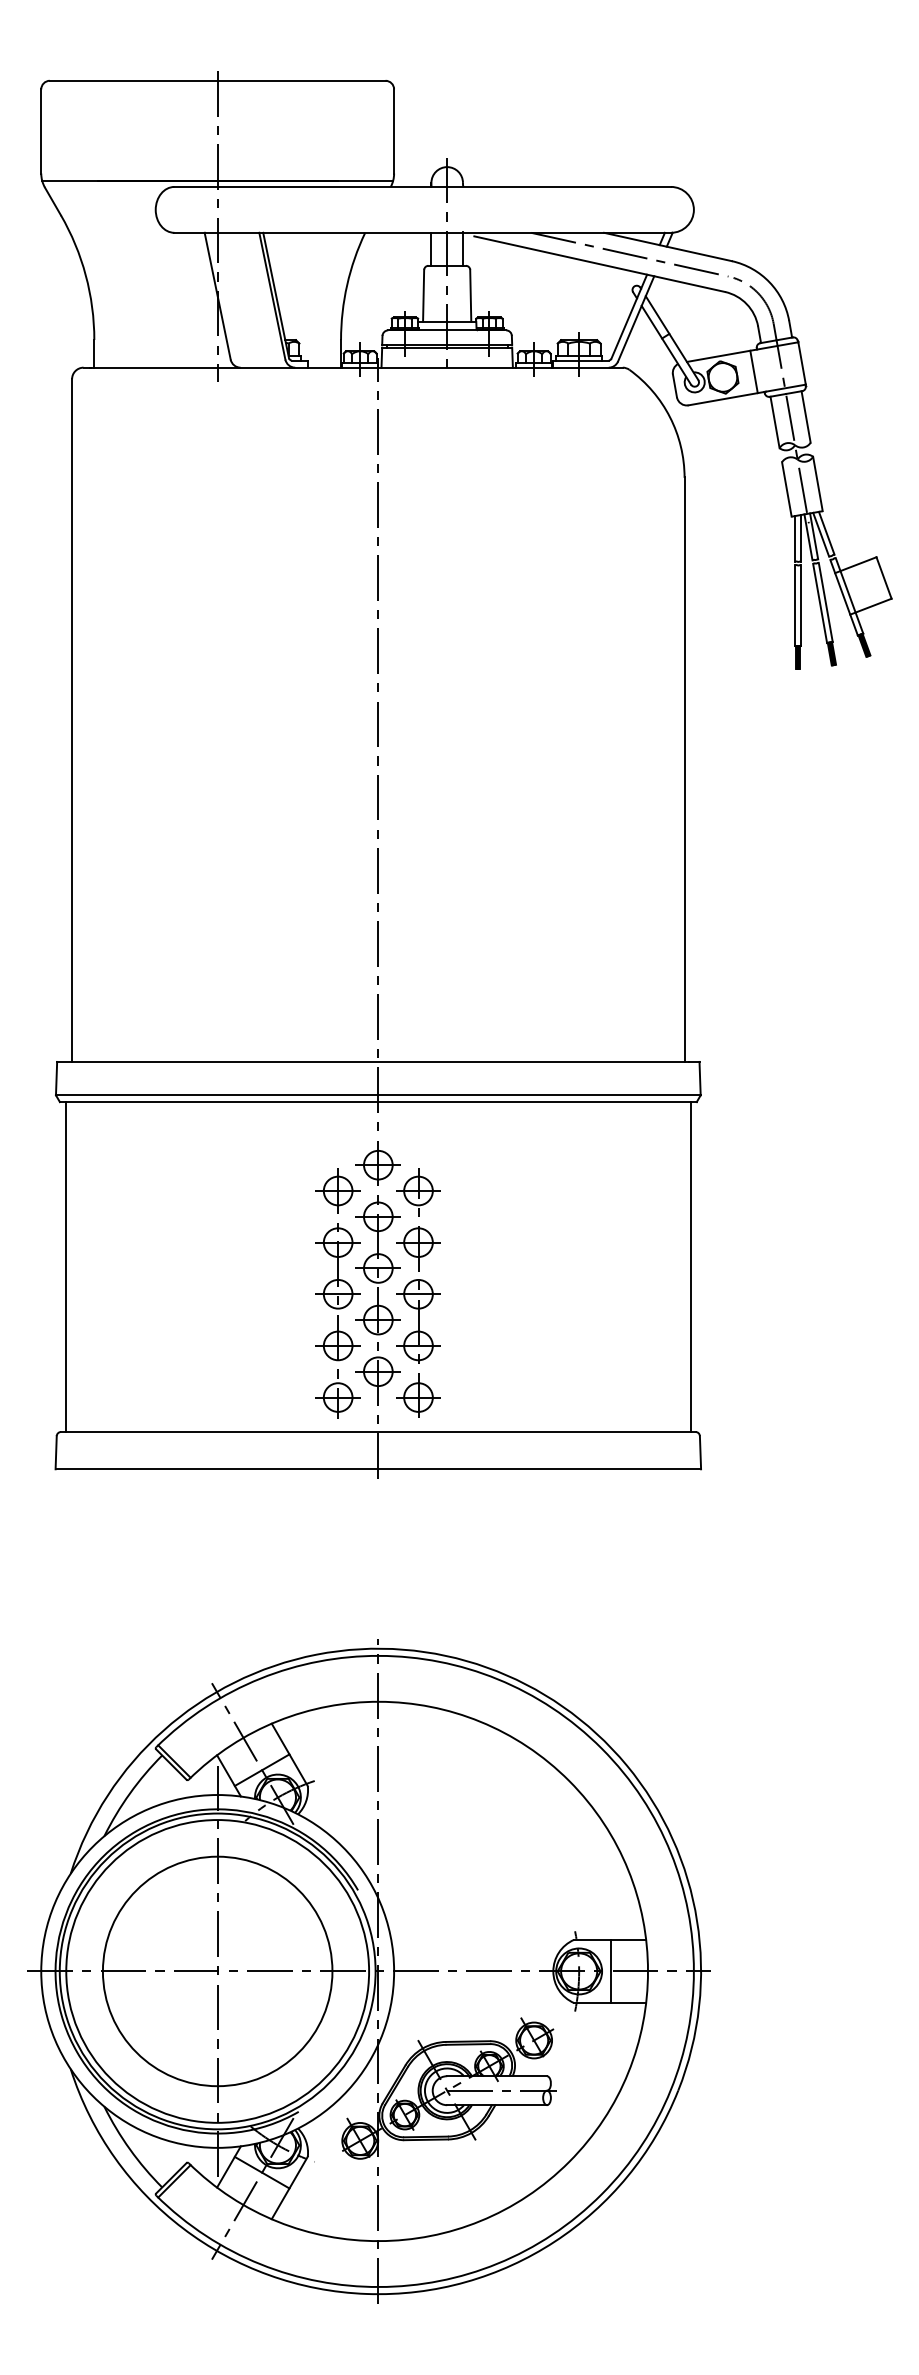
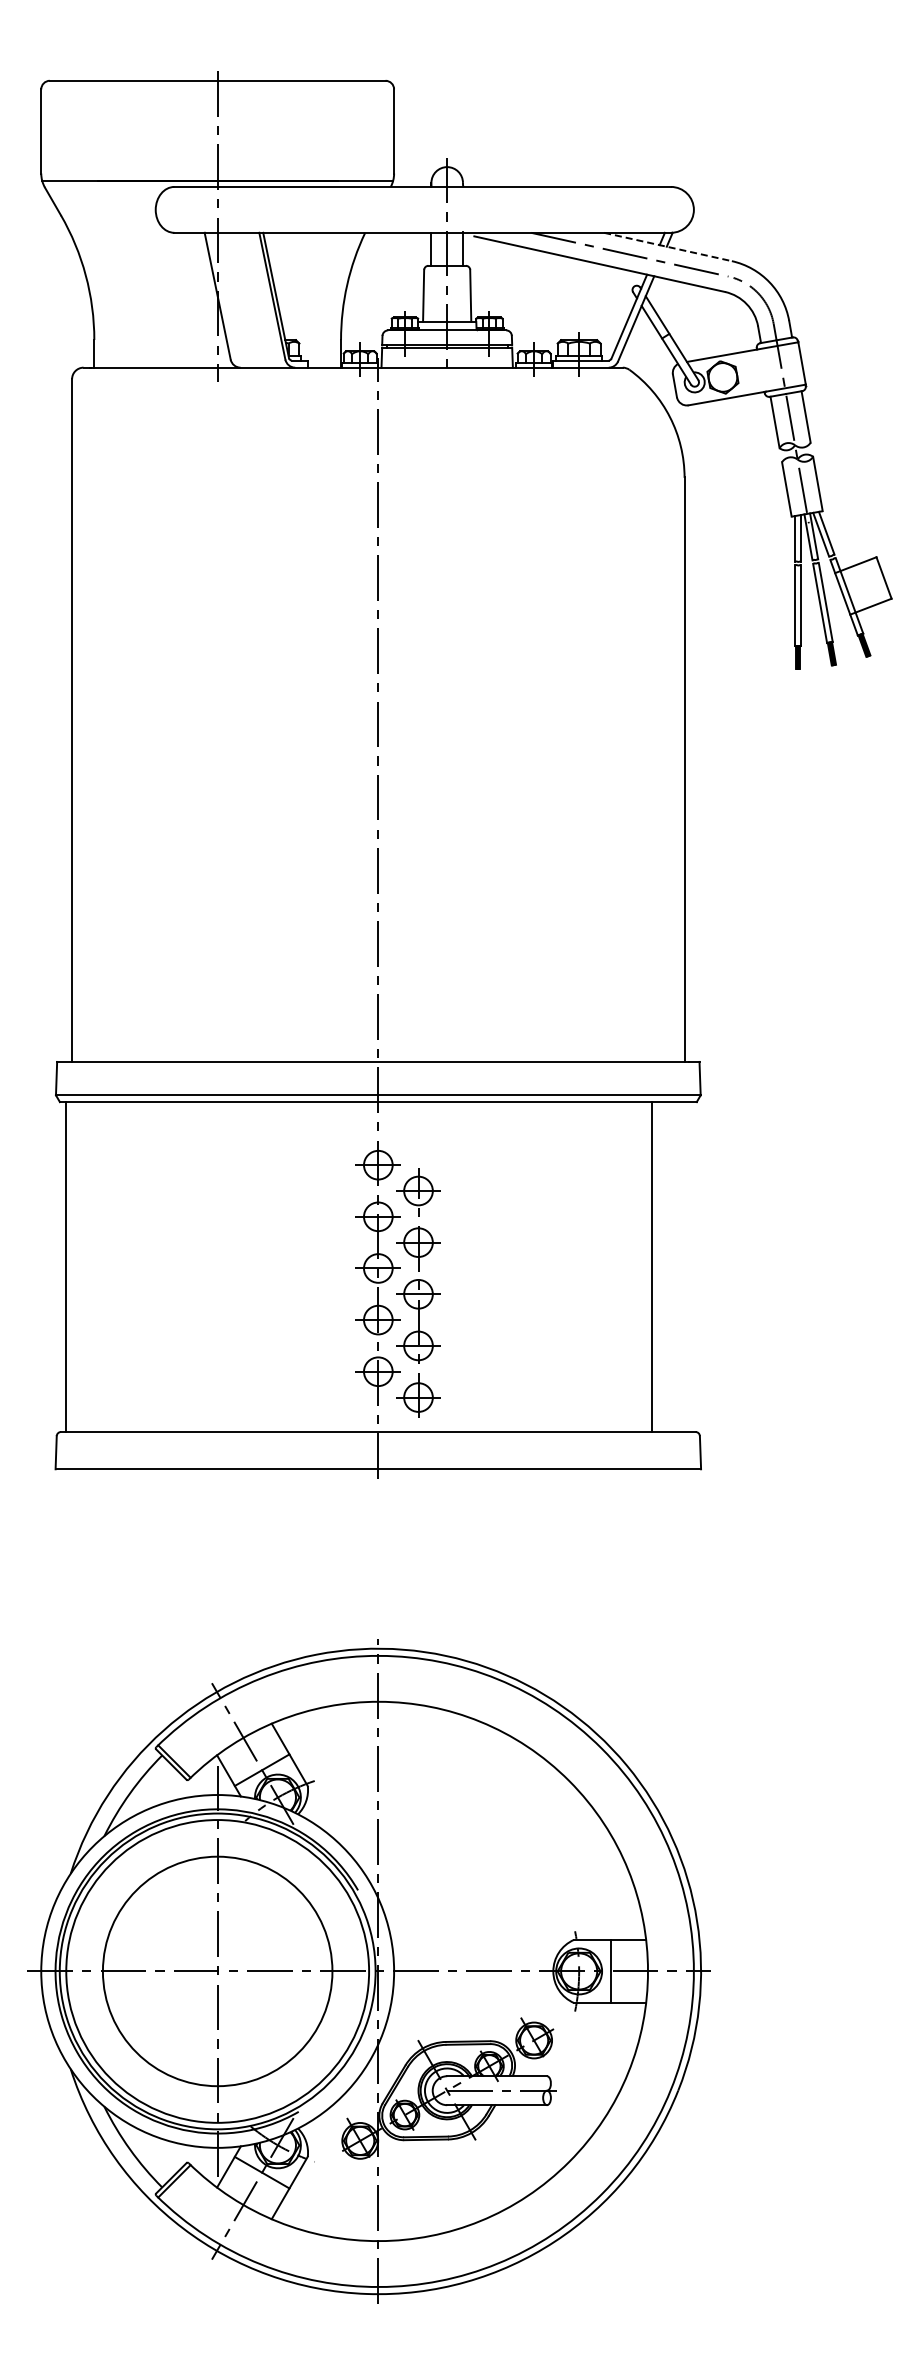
line: solid -> dashed (668, 247)
line: present -> none (753, 371)
line position: (691, 1267) -> (652, 1267) (652, 1267)
part: present -> none (337, 1293)
